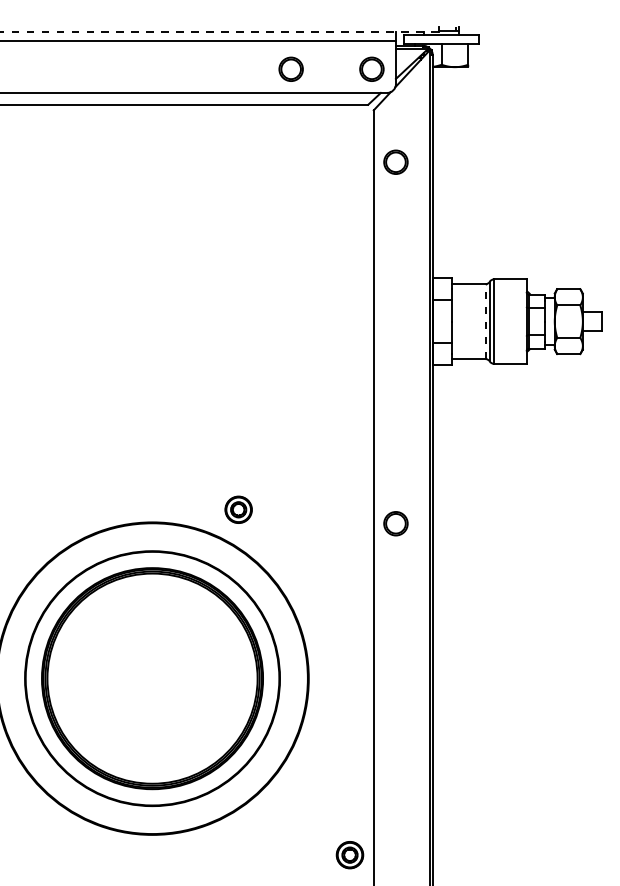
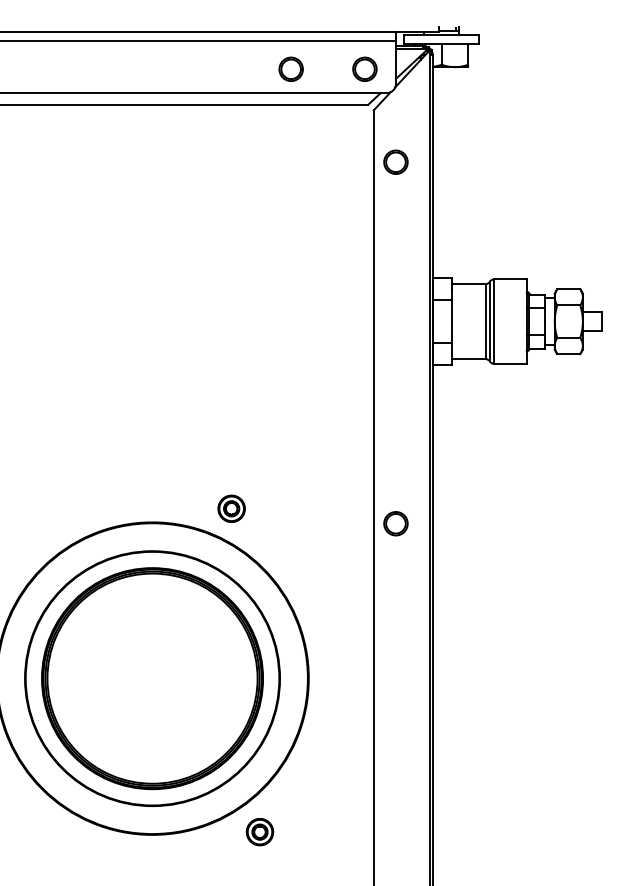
line: dashed -> solid (219, 32)
part position: (371, 68) -> (364, 68) (364, 68)
line: dashed -> solid (485, 321)
part position: (238, 509) -> (231, 508) (231, 508)
part position: (349, 855) -> (259, 832) (259, 832)
